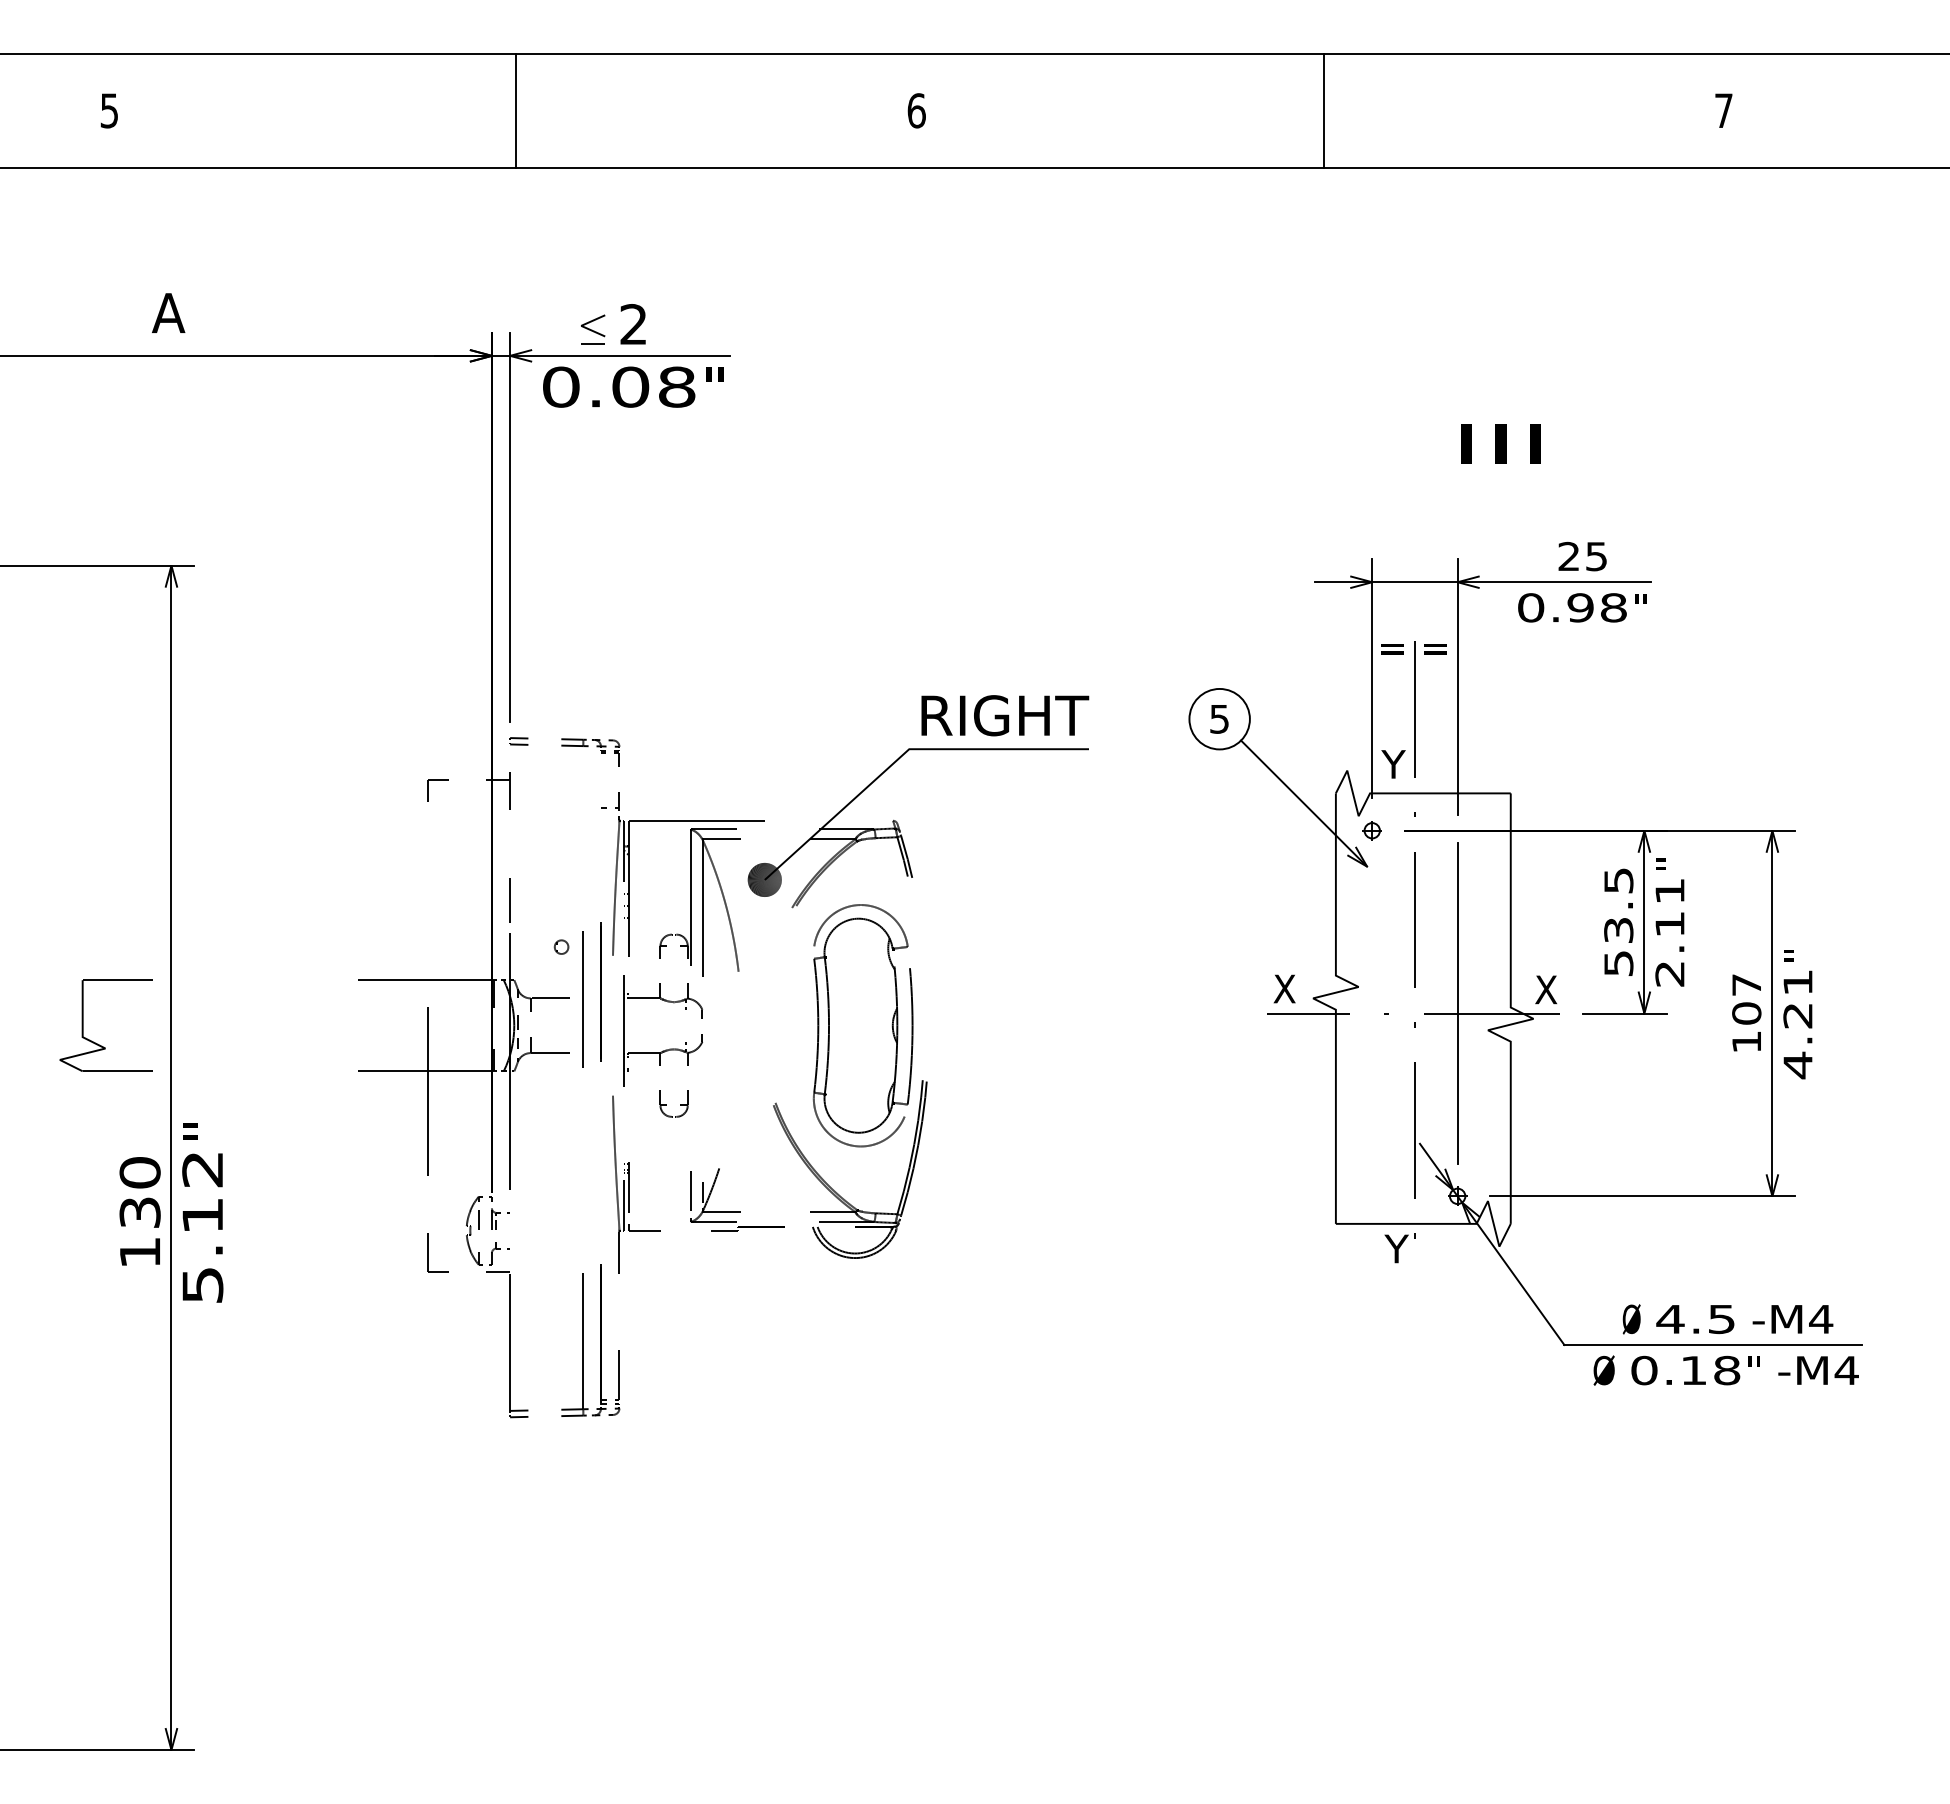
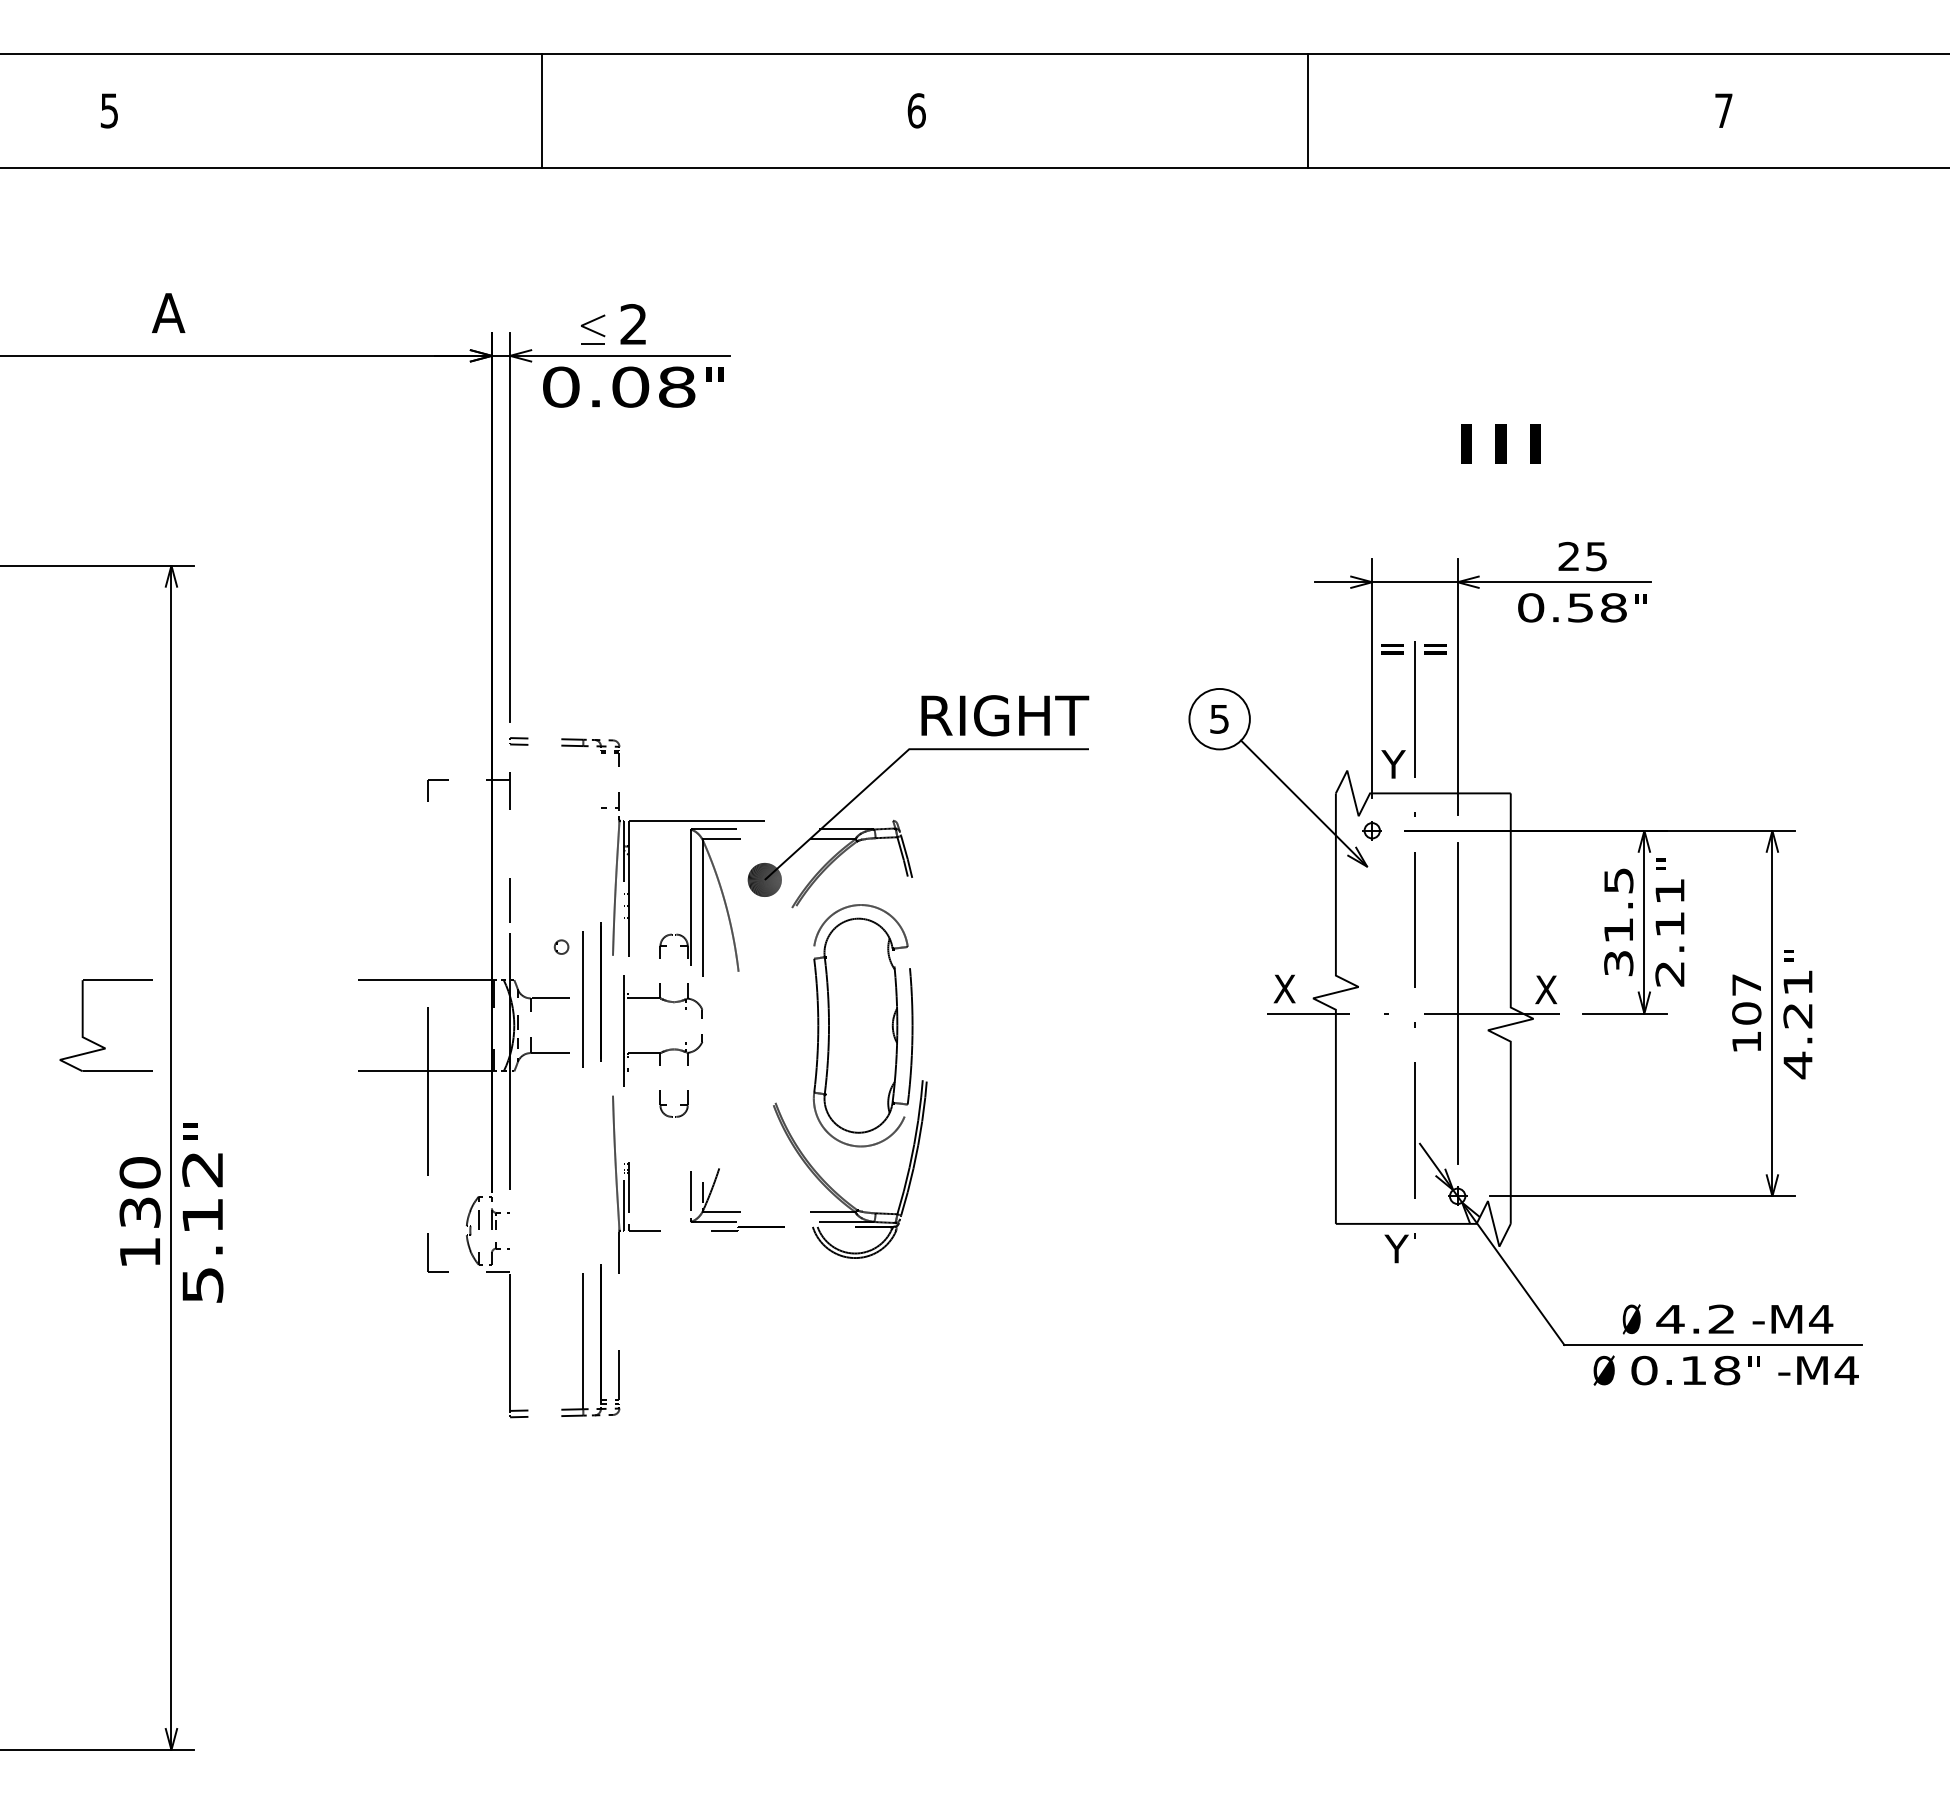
line position: (516, 110) -> (542, 110) (542, 110)
line position: (1323, 110) -> (1307, 110) (1307, 110)
text: 0.98 -> 0.58 (1580, 607)
text: 53.5 -> 31.5 (1618, 946)
text: 4.5 -> 4.2 (1721, 1319)
